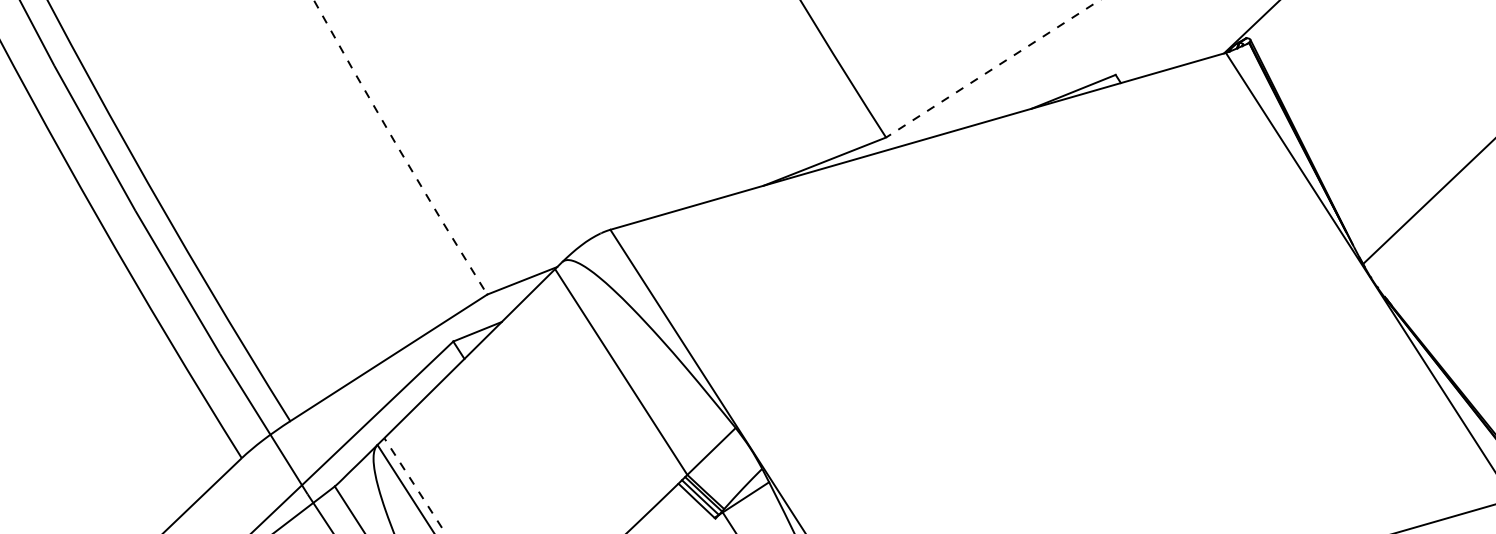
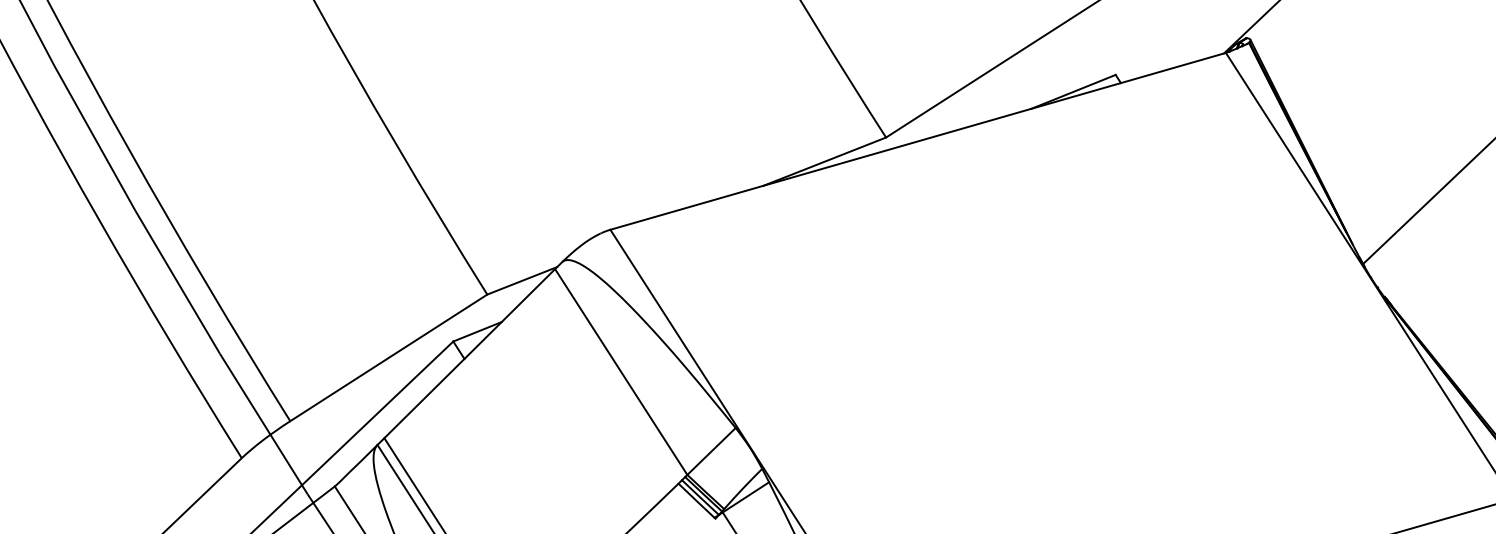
line: dashed -> solid (992, 68)
arc: dashed -> solid (398, 148)
line: dashed -> solid (415, 485)
